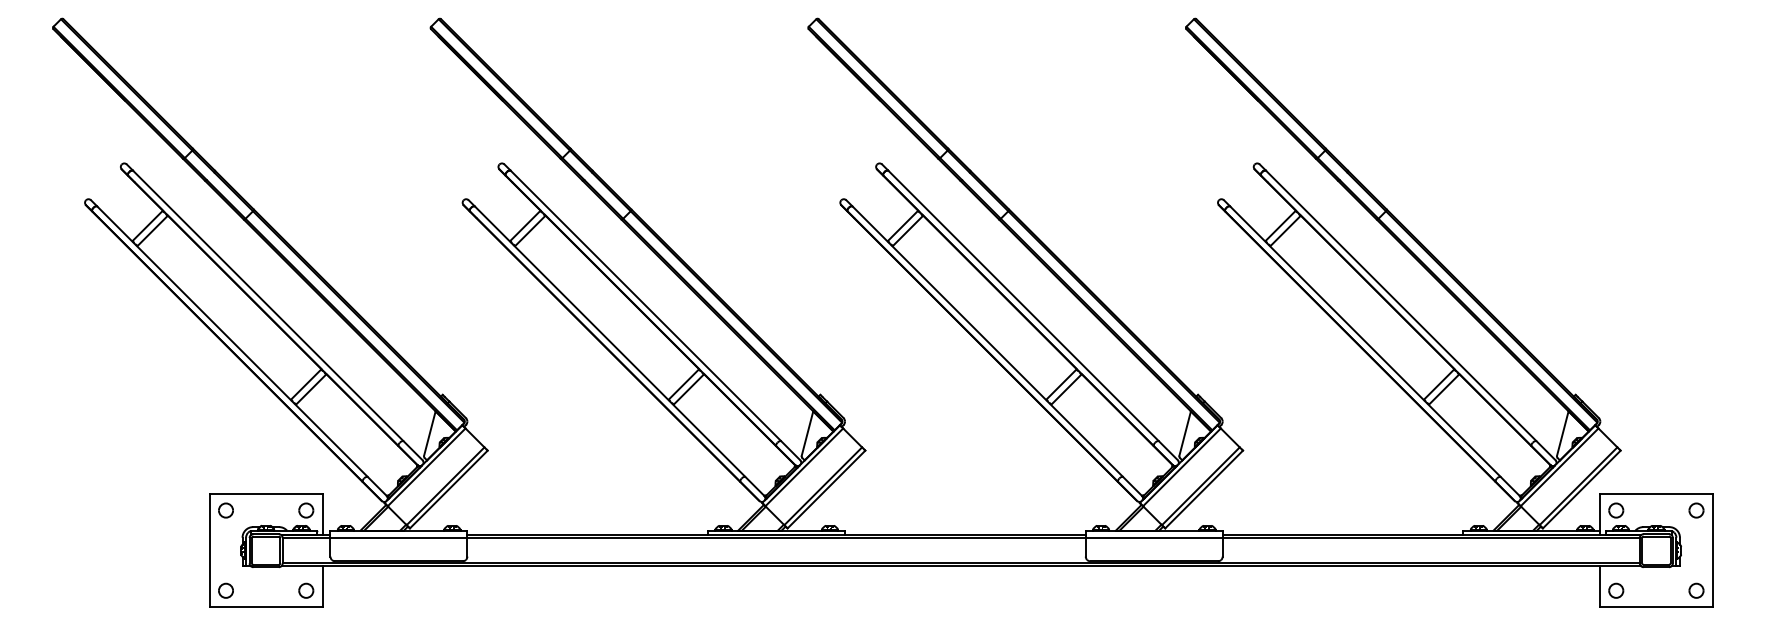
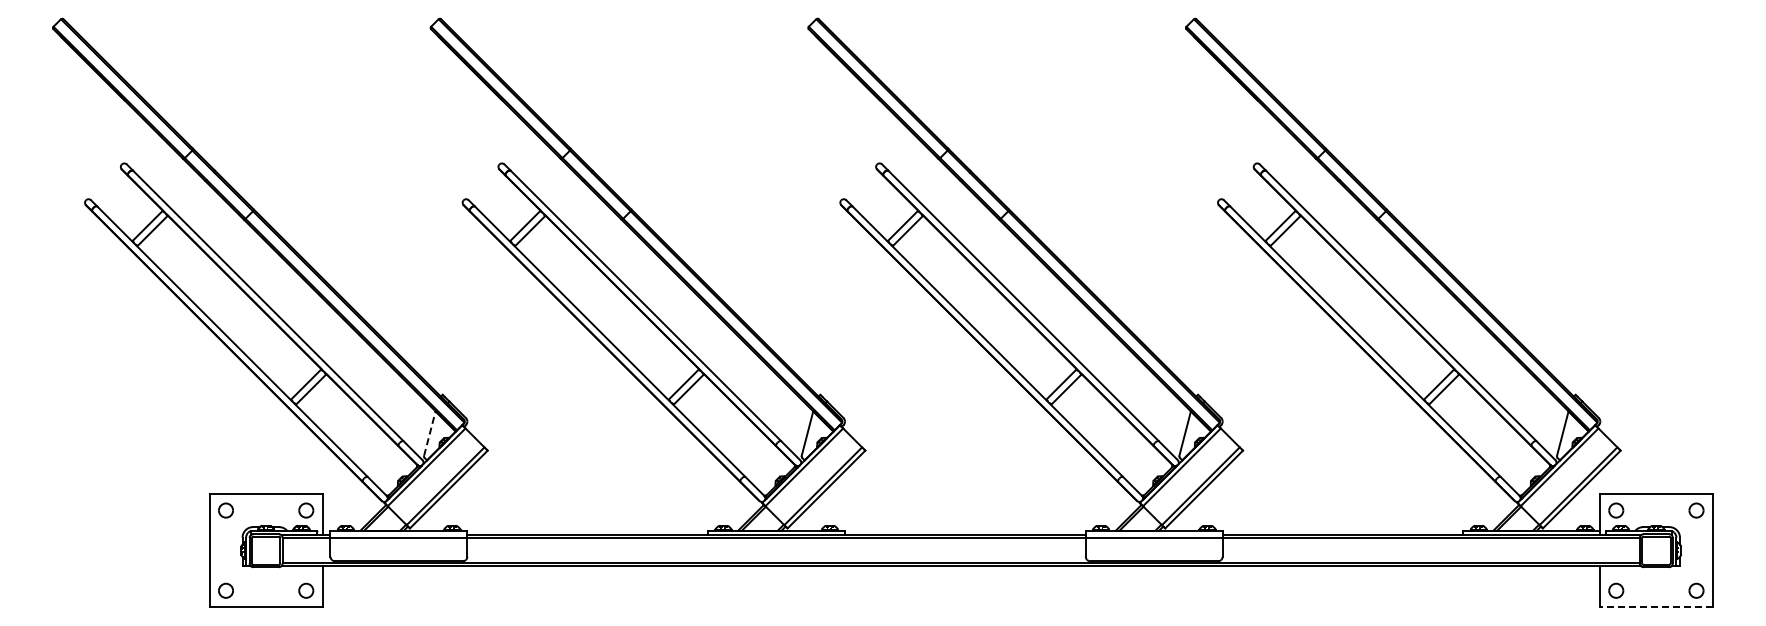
line: solid -> dashed (429, 433)
line: solid -> dashed (1656, 607)
